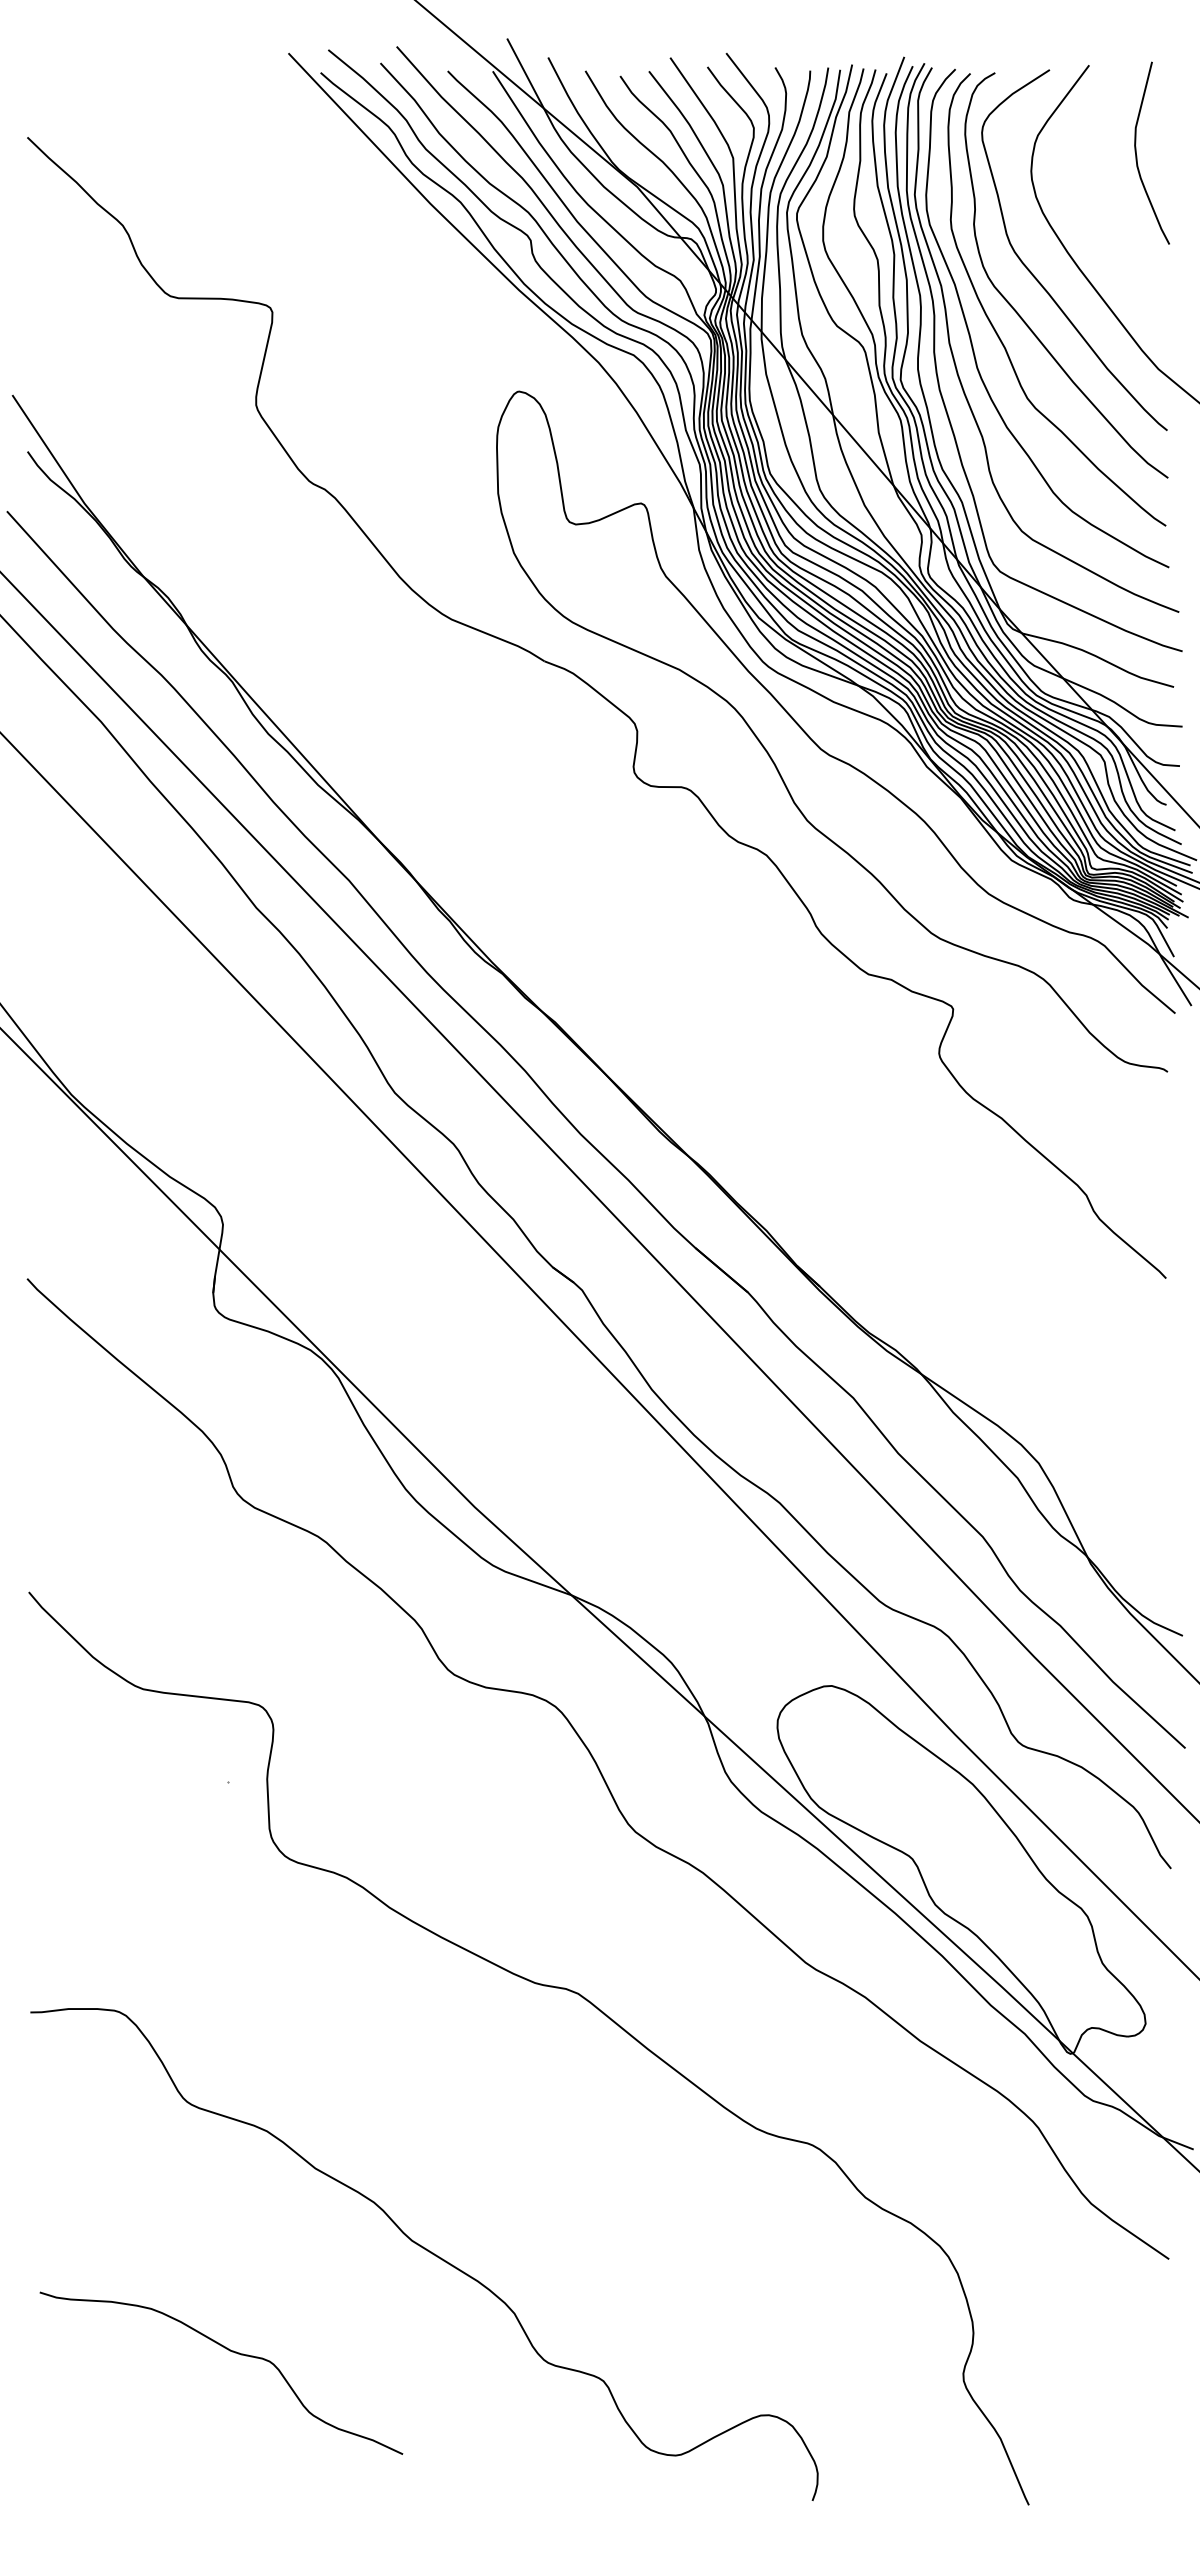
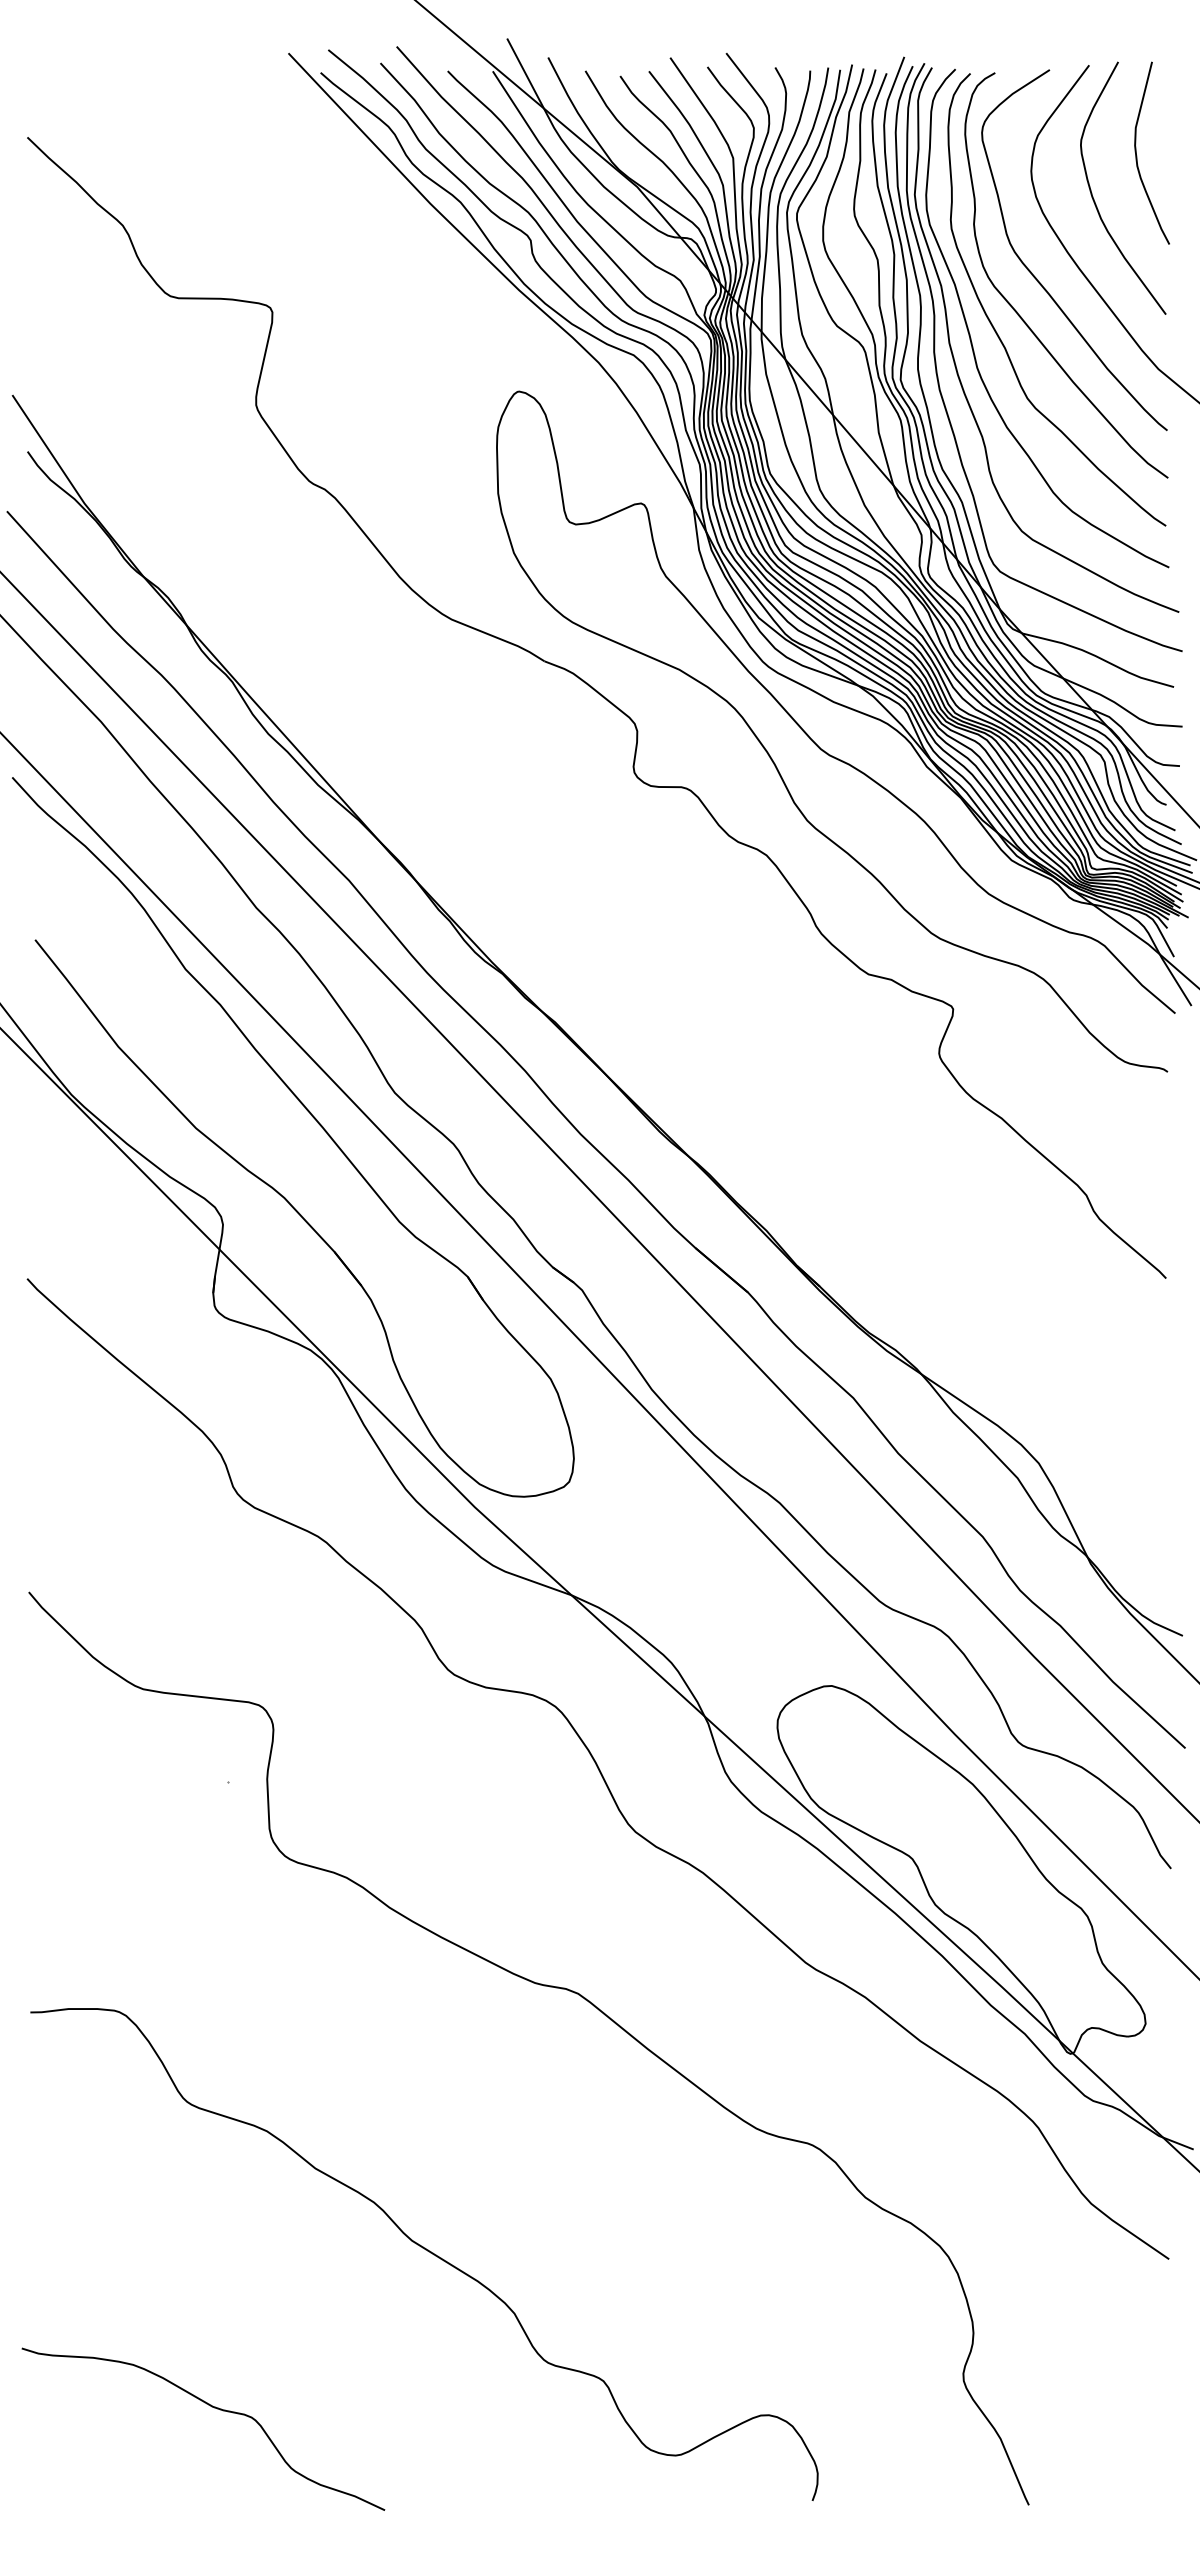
curve: none -> present (1095, 201)
part: none -> present (312, 1117)
curve position: (229, 2351) -> (211, 2407) (211, 2407)
